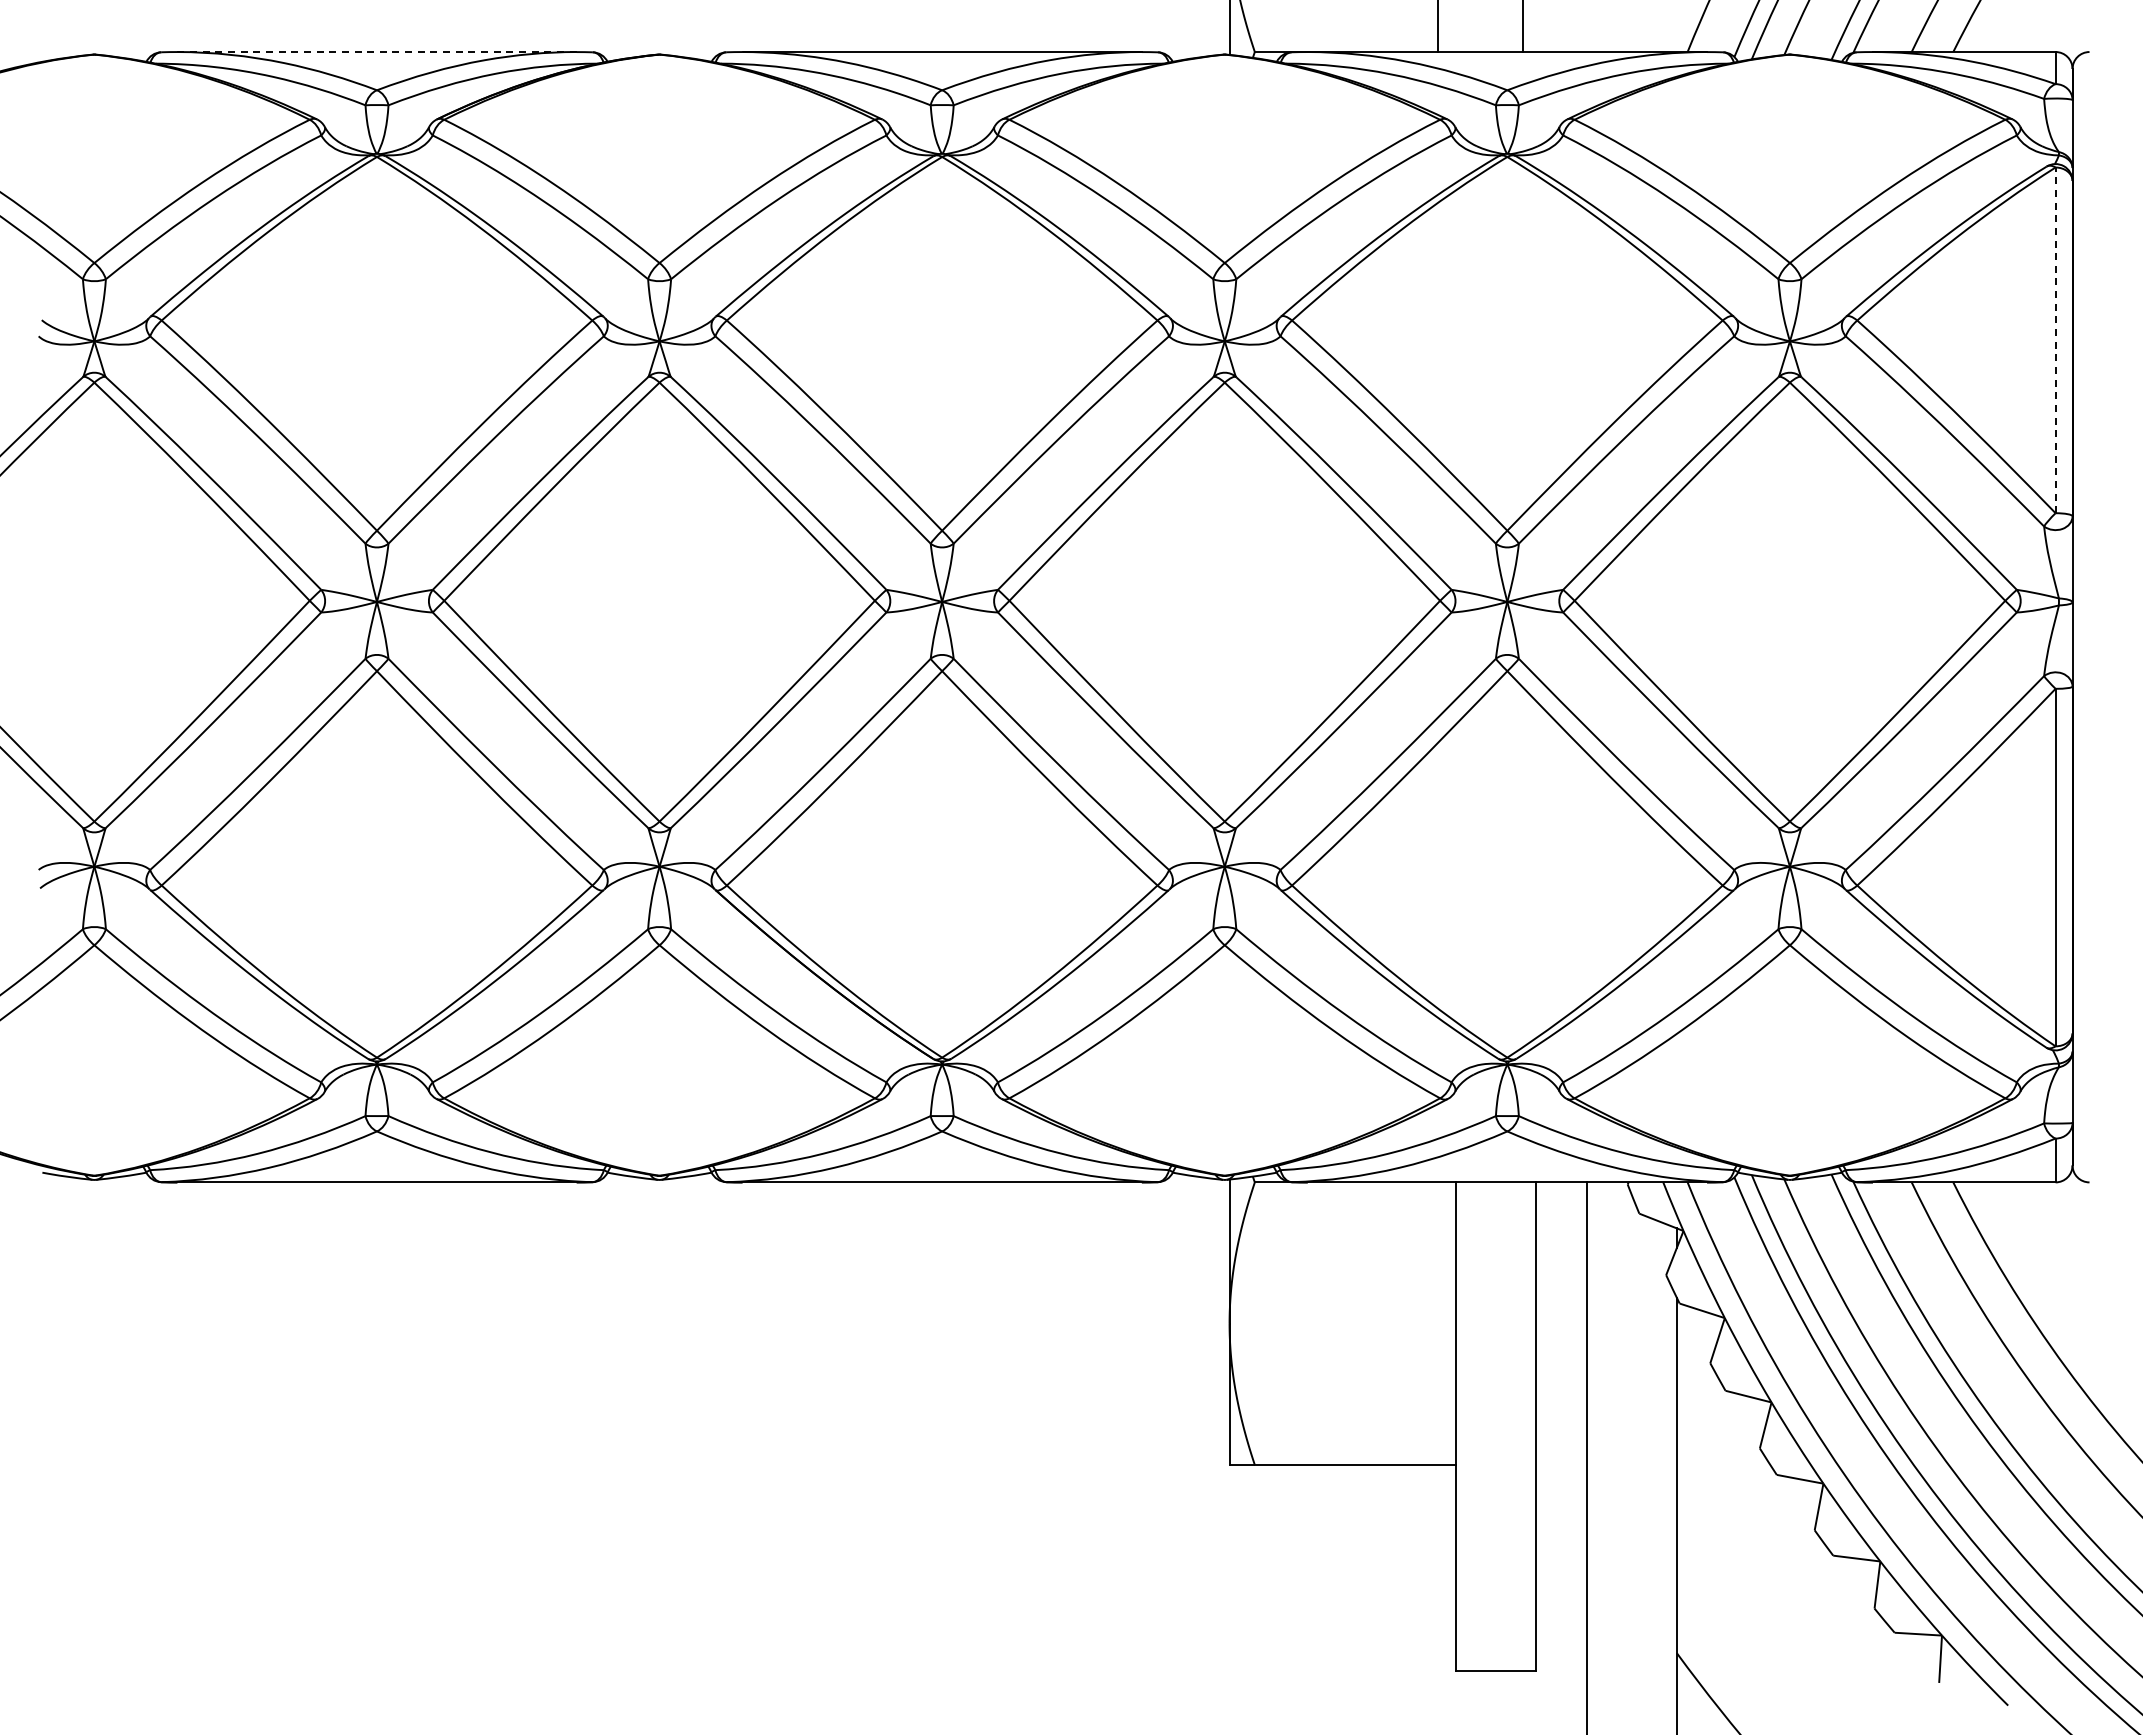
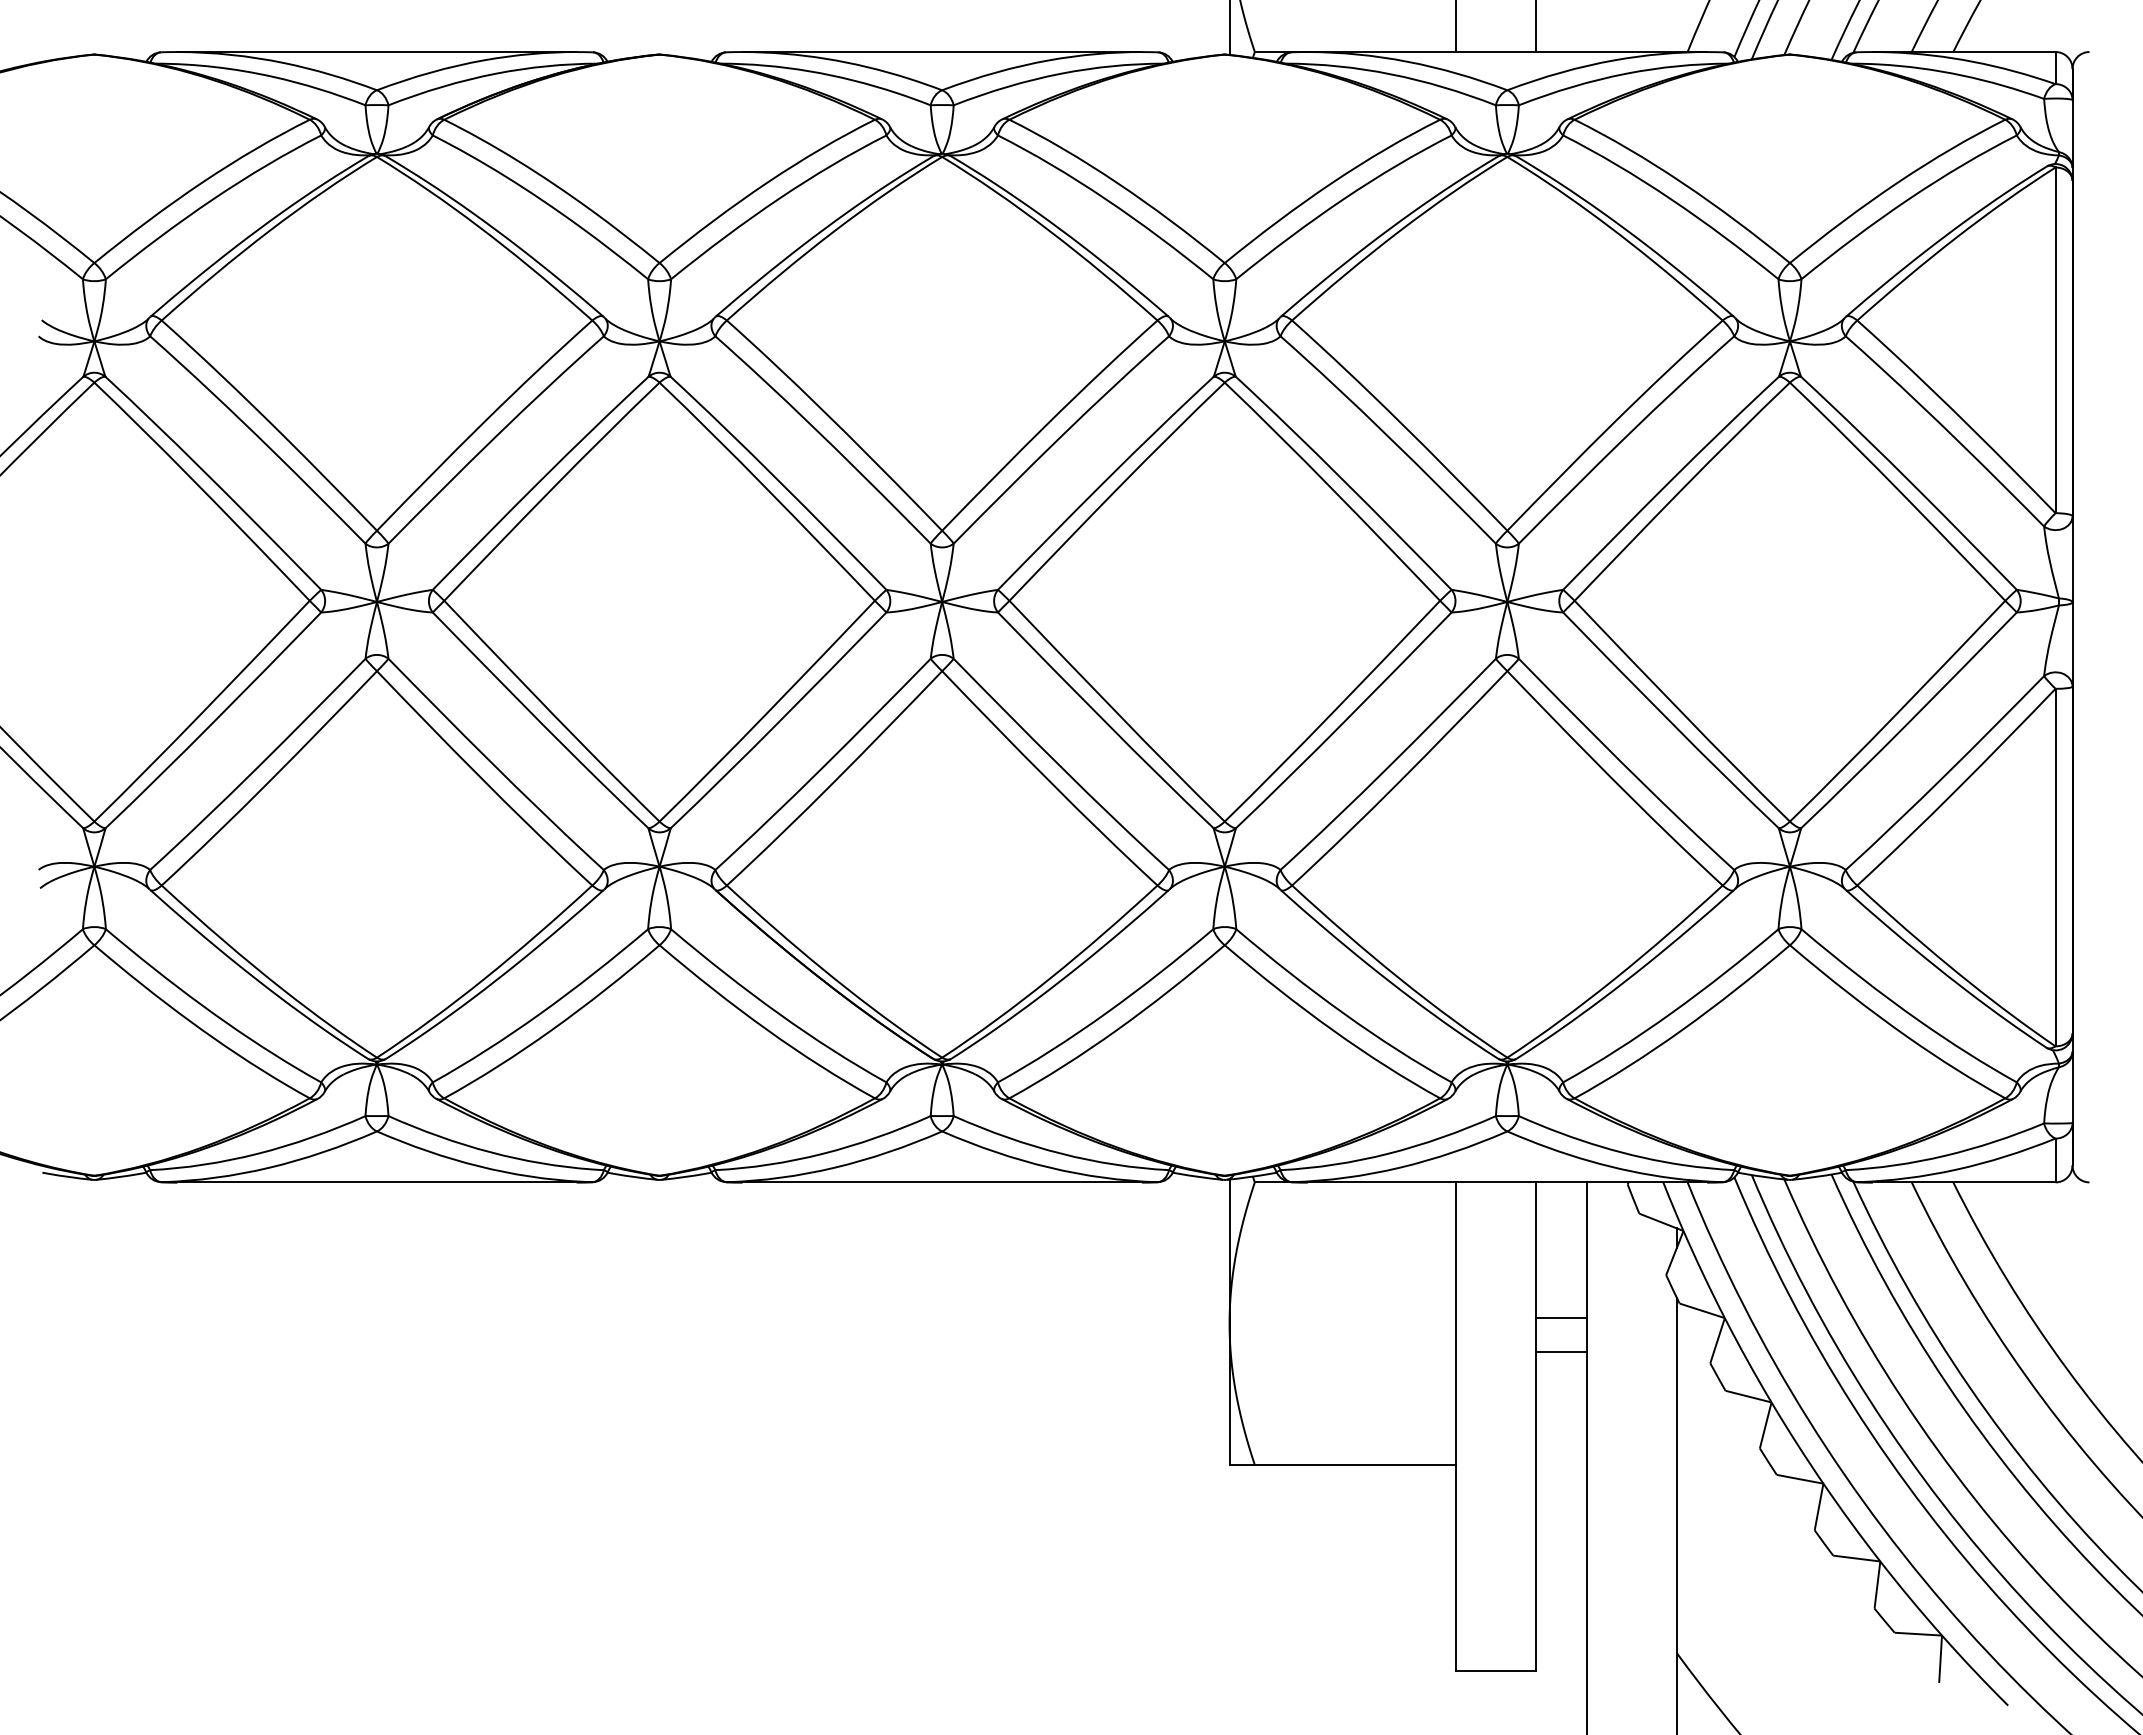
line position: (1437, 27) -> (1455, 27) (1455, 27)
line position: (1523, 27) -> (1536, 27) (1536, 27)
line: dashed -> solid (377, 52)
line: dashed -> solid (2055, 340)
line: none -> present (1561, 1318)
line: none -> present (1561, 1351)
